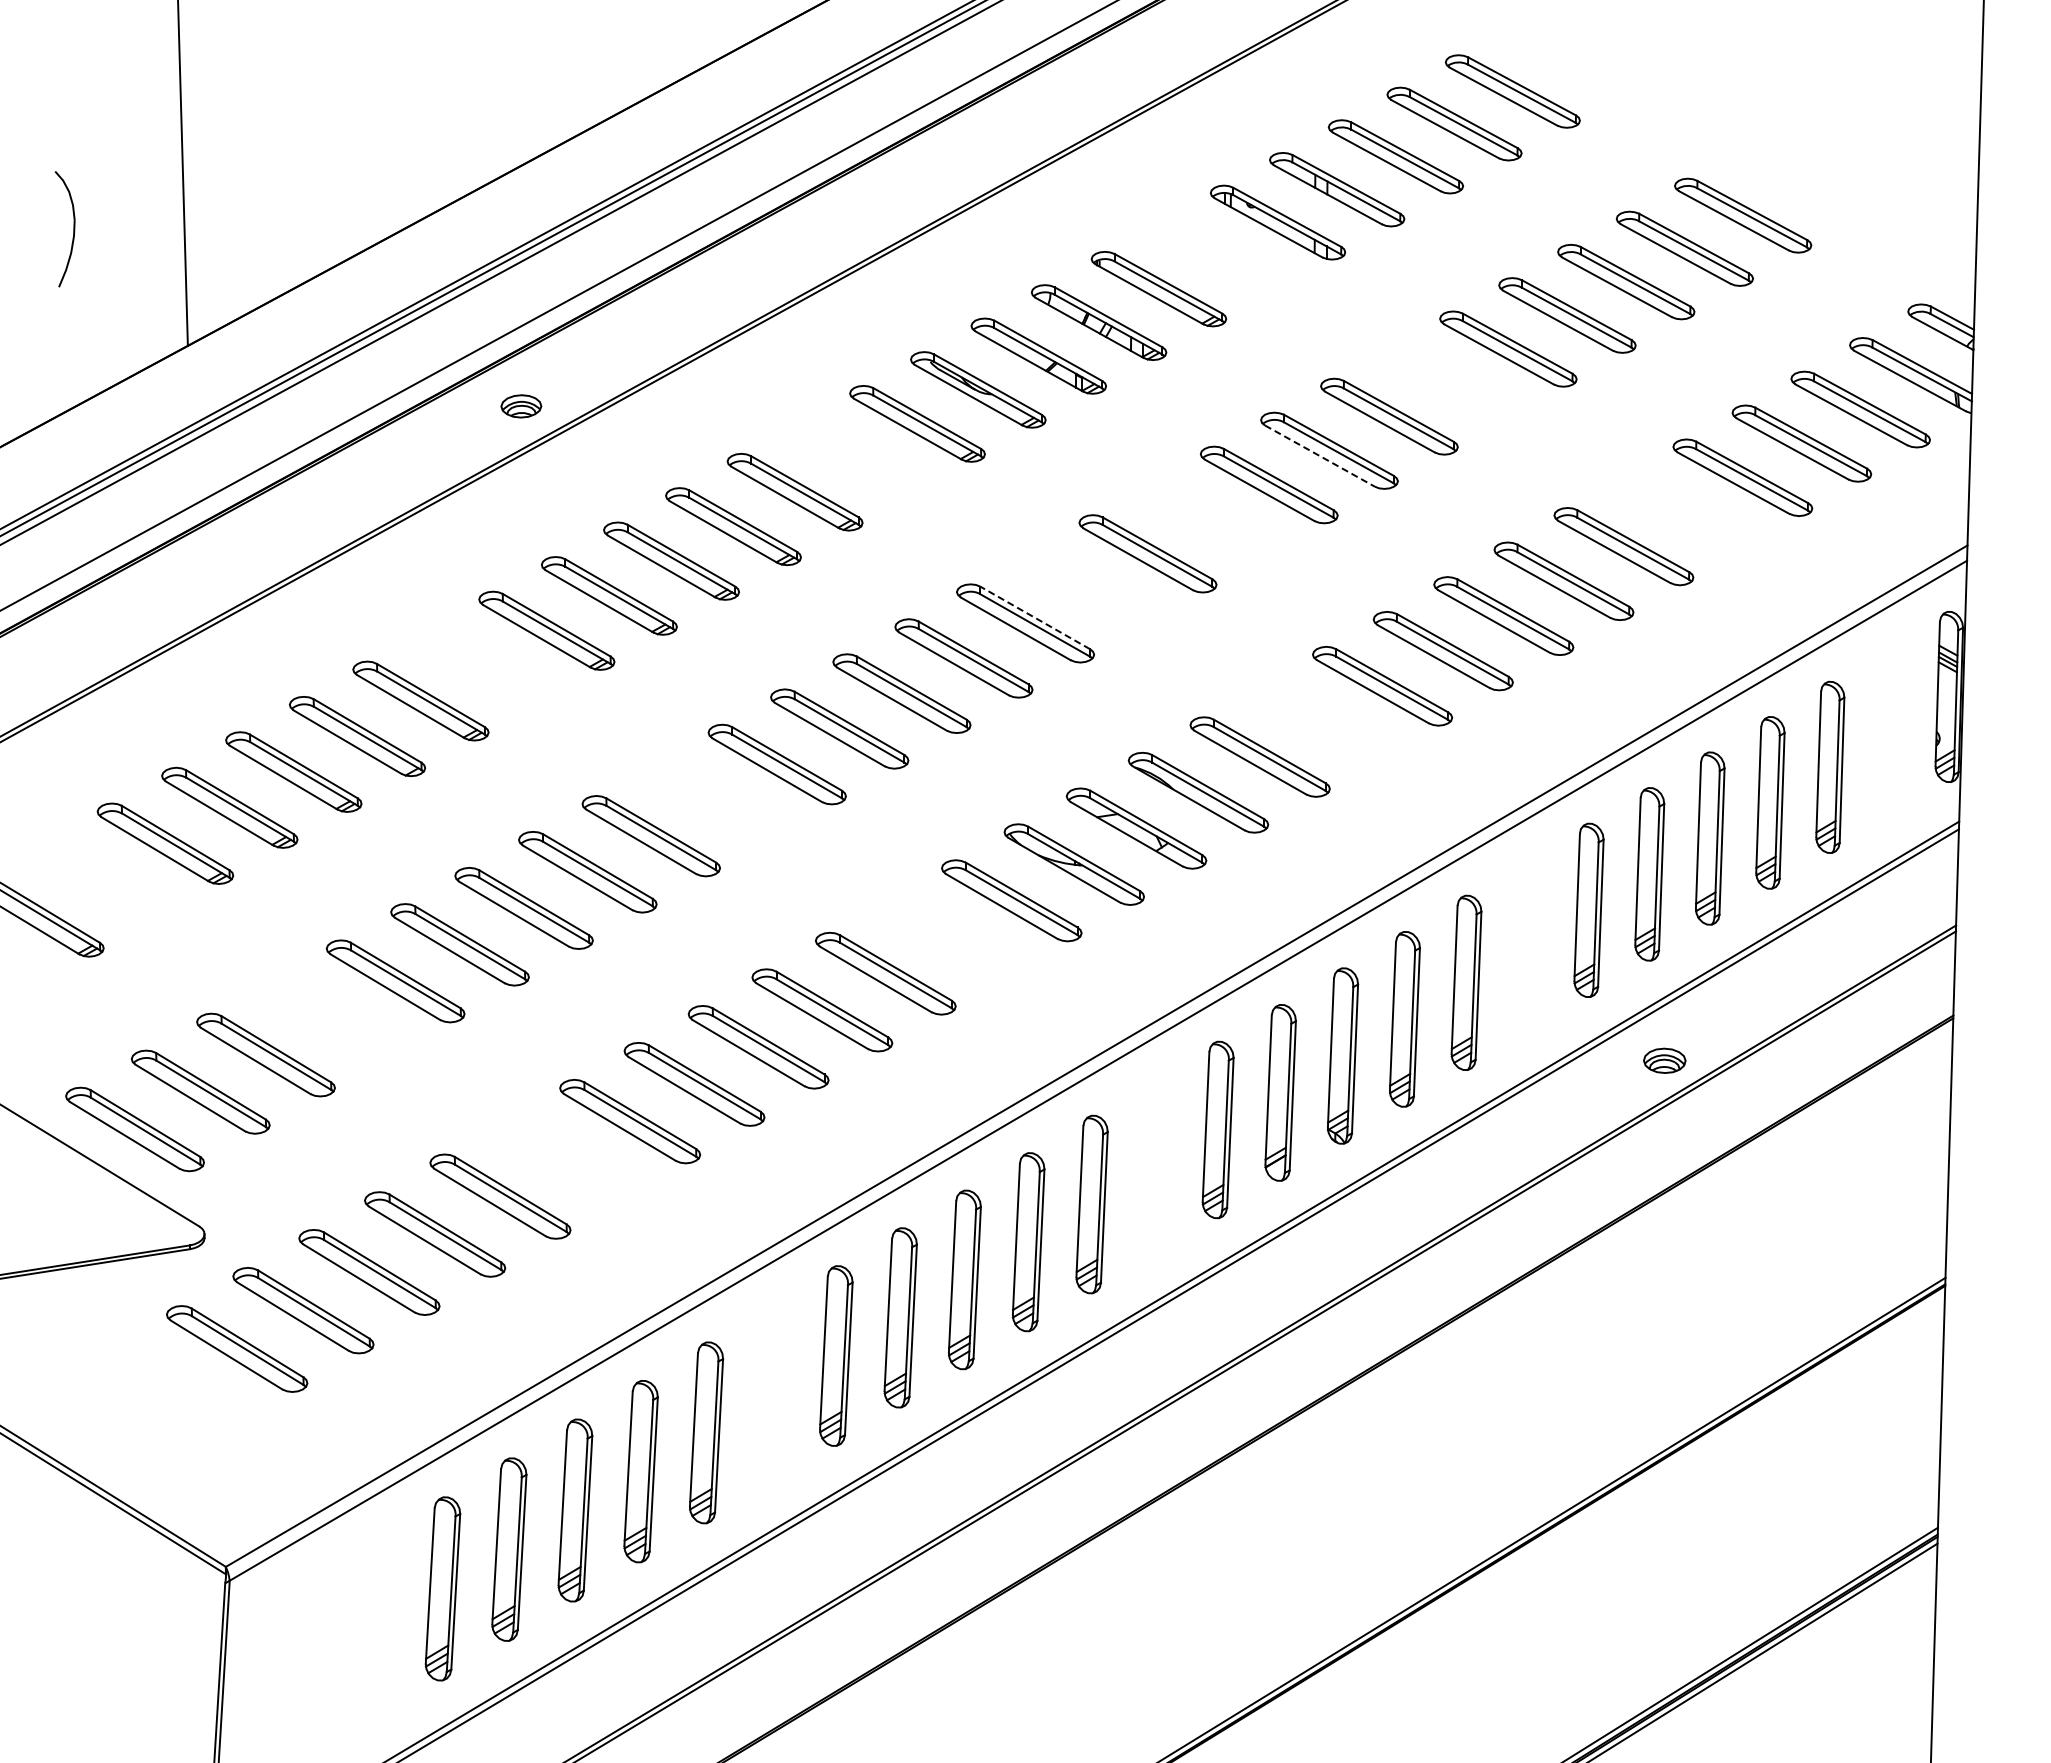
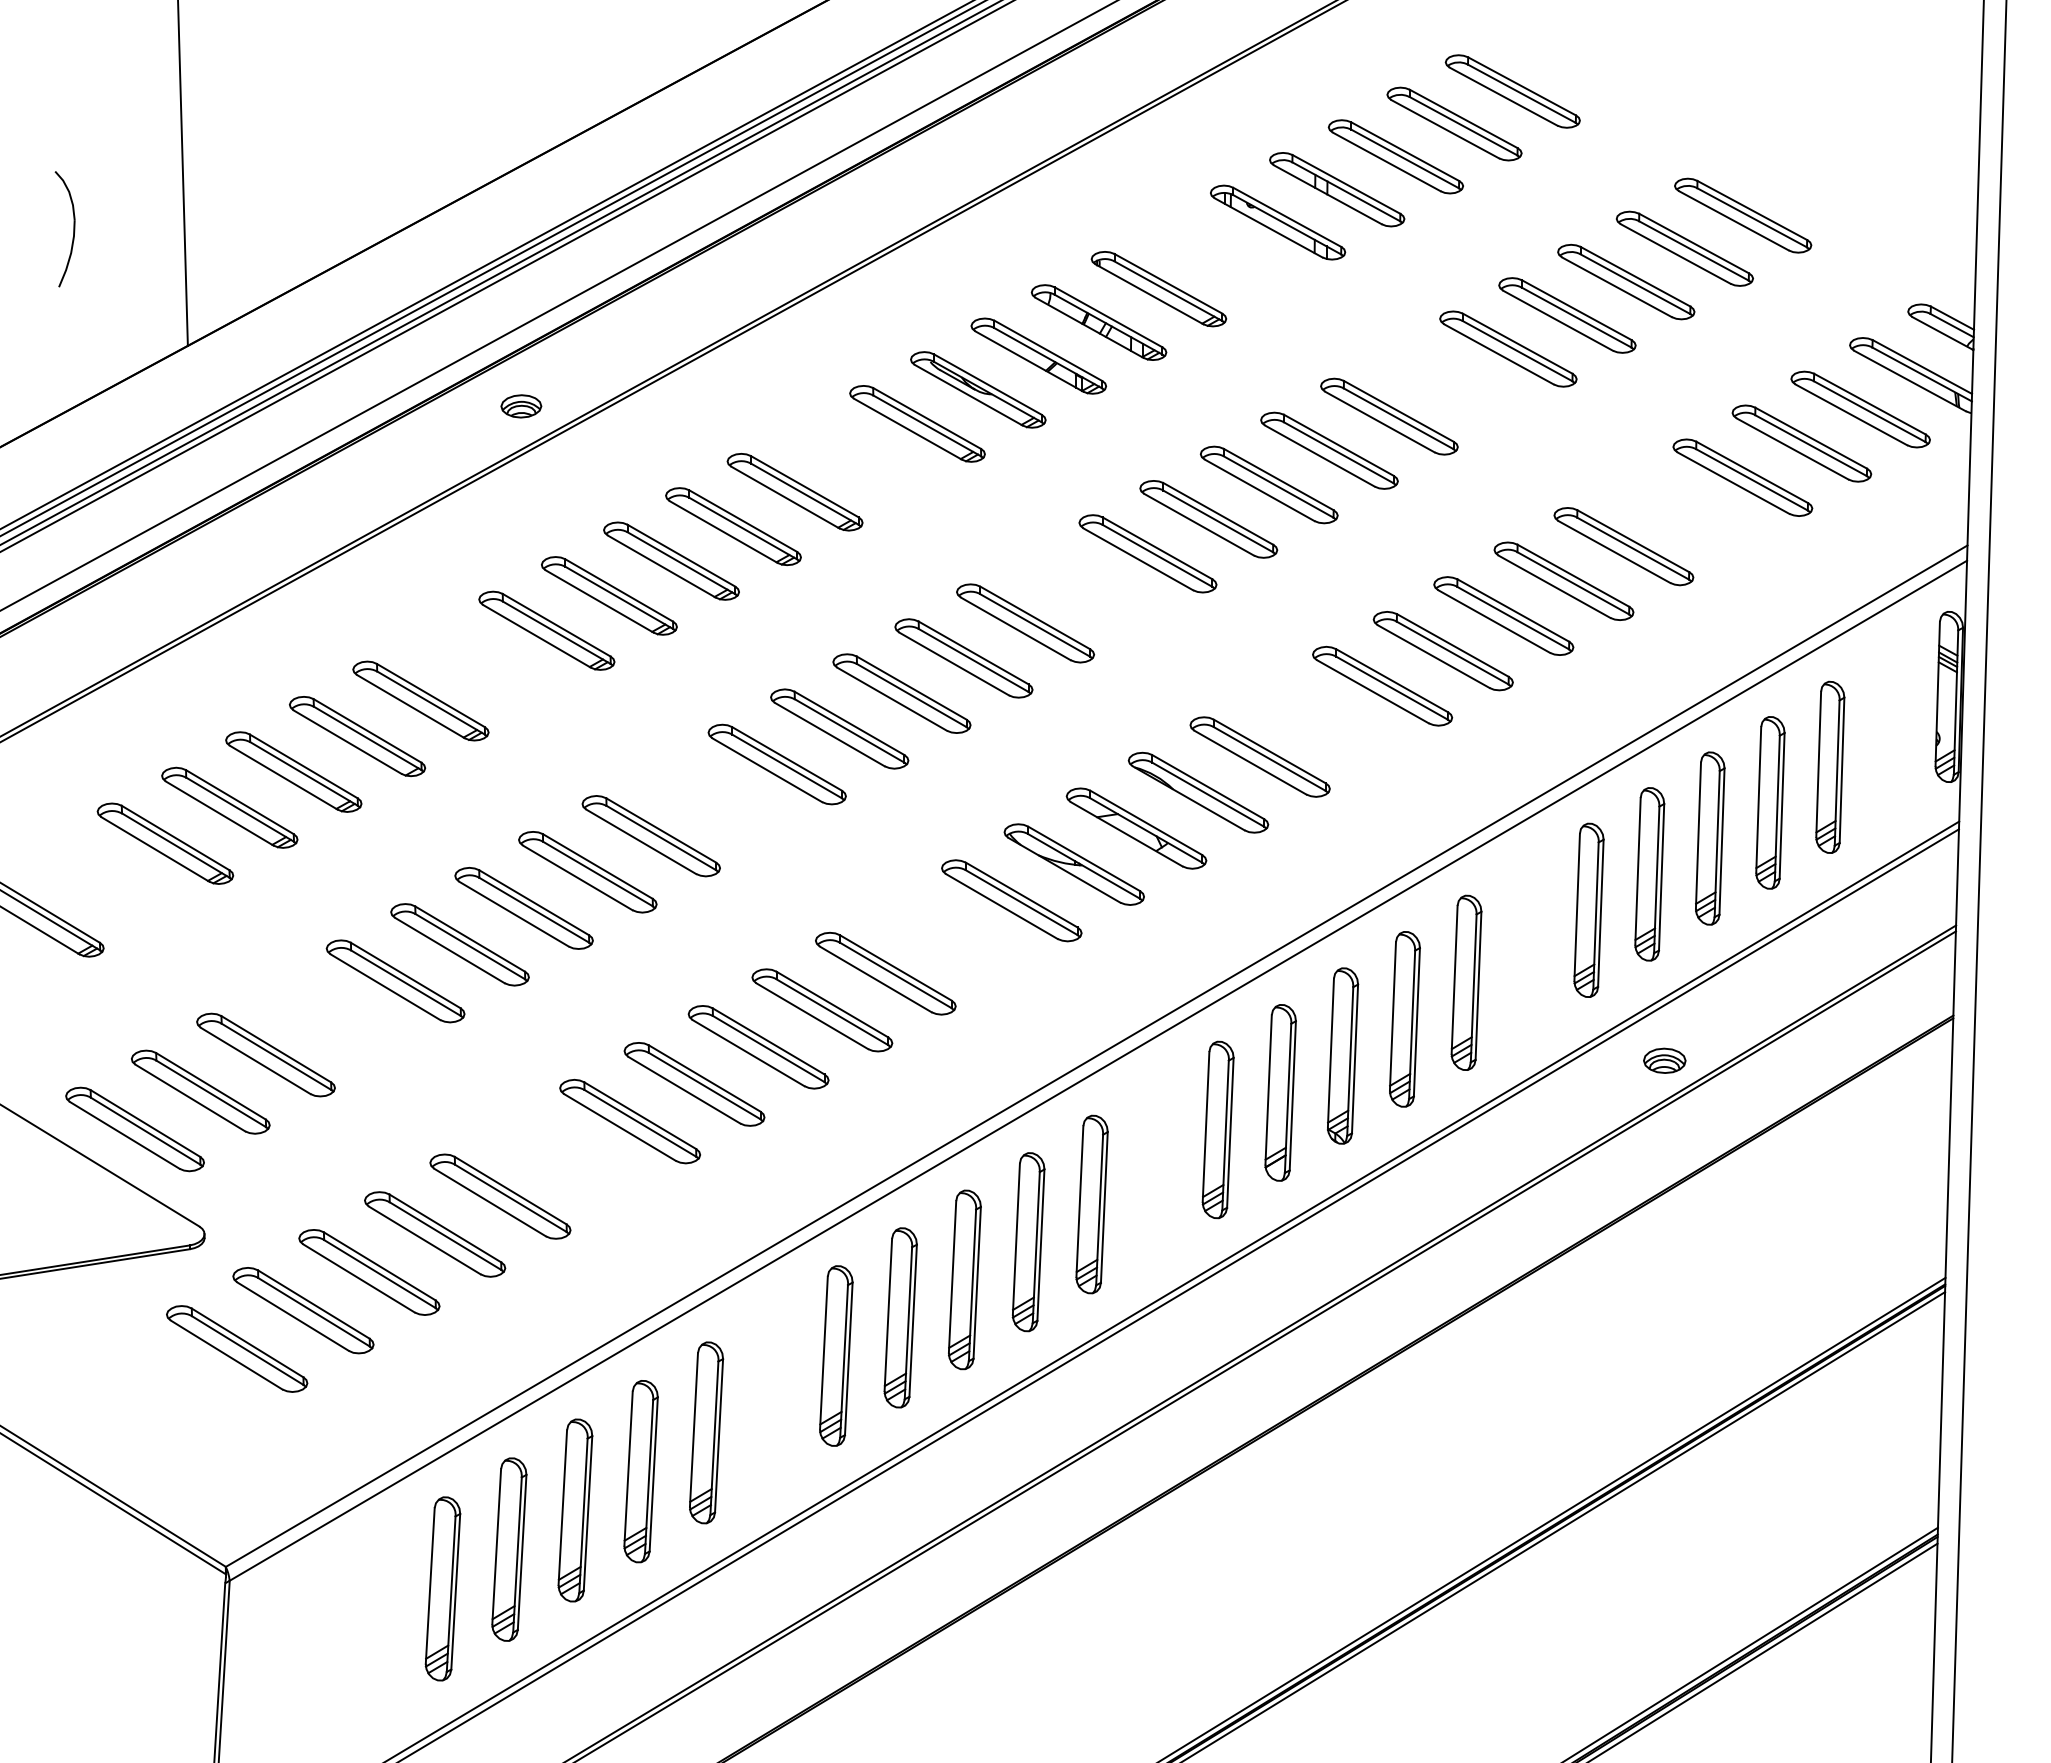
line: none -> present (506, 276)
line: dashed -> solid (1319, 456)
part: none -> present (1208, 519)
line: dashed -> solid (1034, 617)
line: none -> present (1979, 880)
line: none -> present (1565, 1525)
